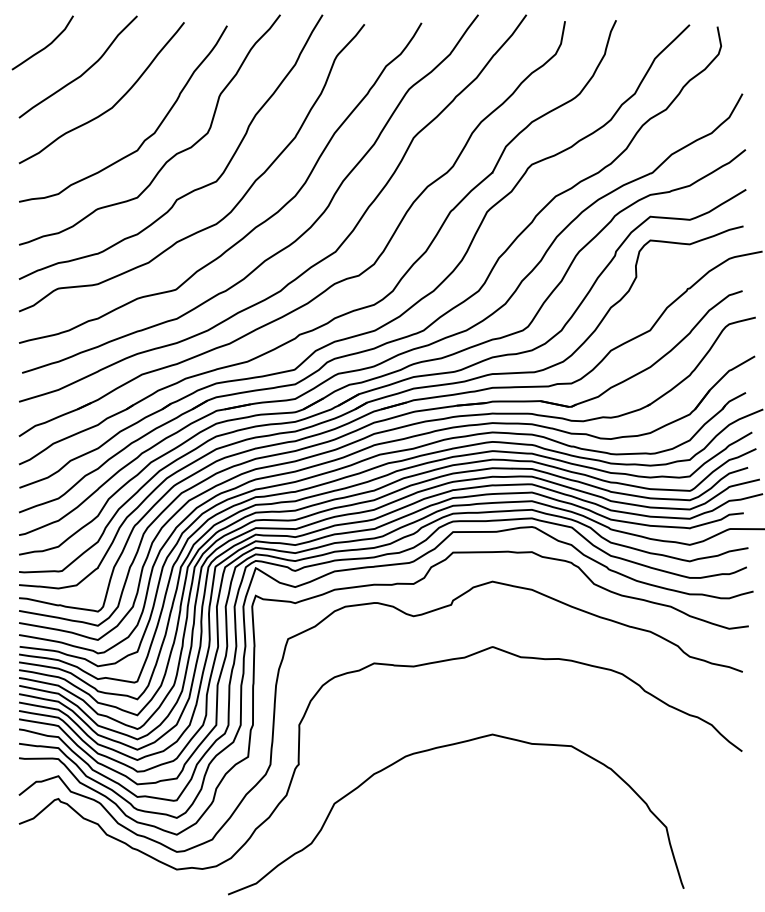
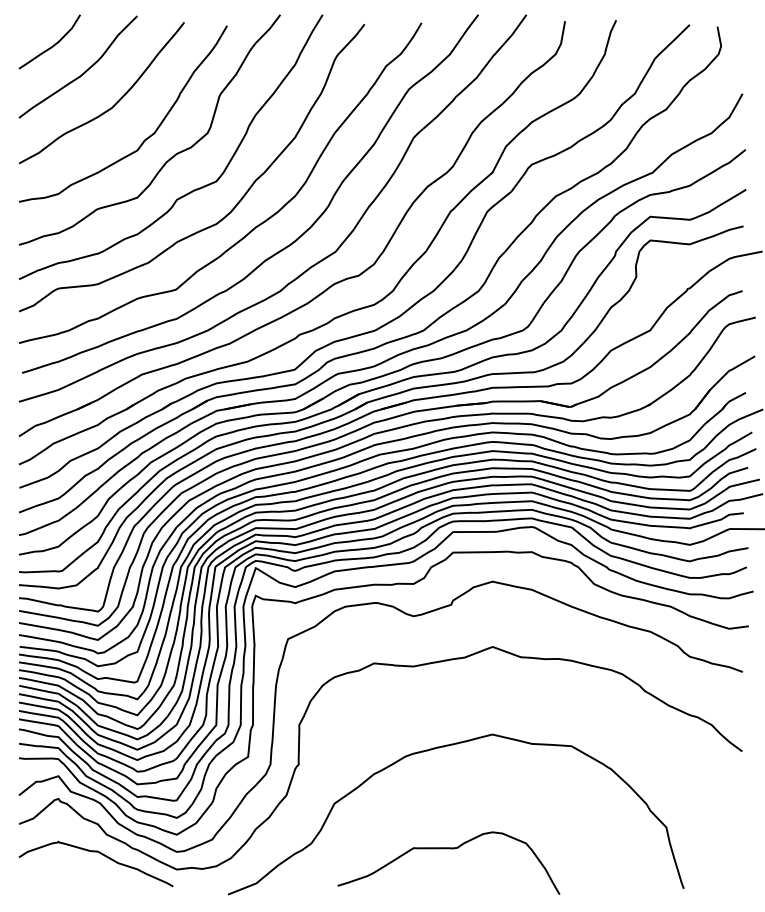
curve position: (46, 45) -> (53, 44) (53, 44)
curve: none -> present (448, 849)
curve: none -> present (100, 854)
